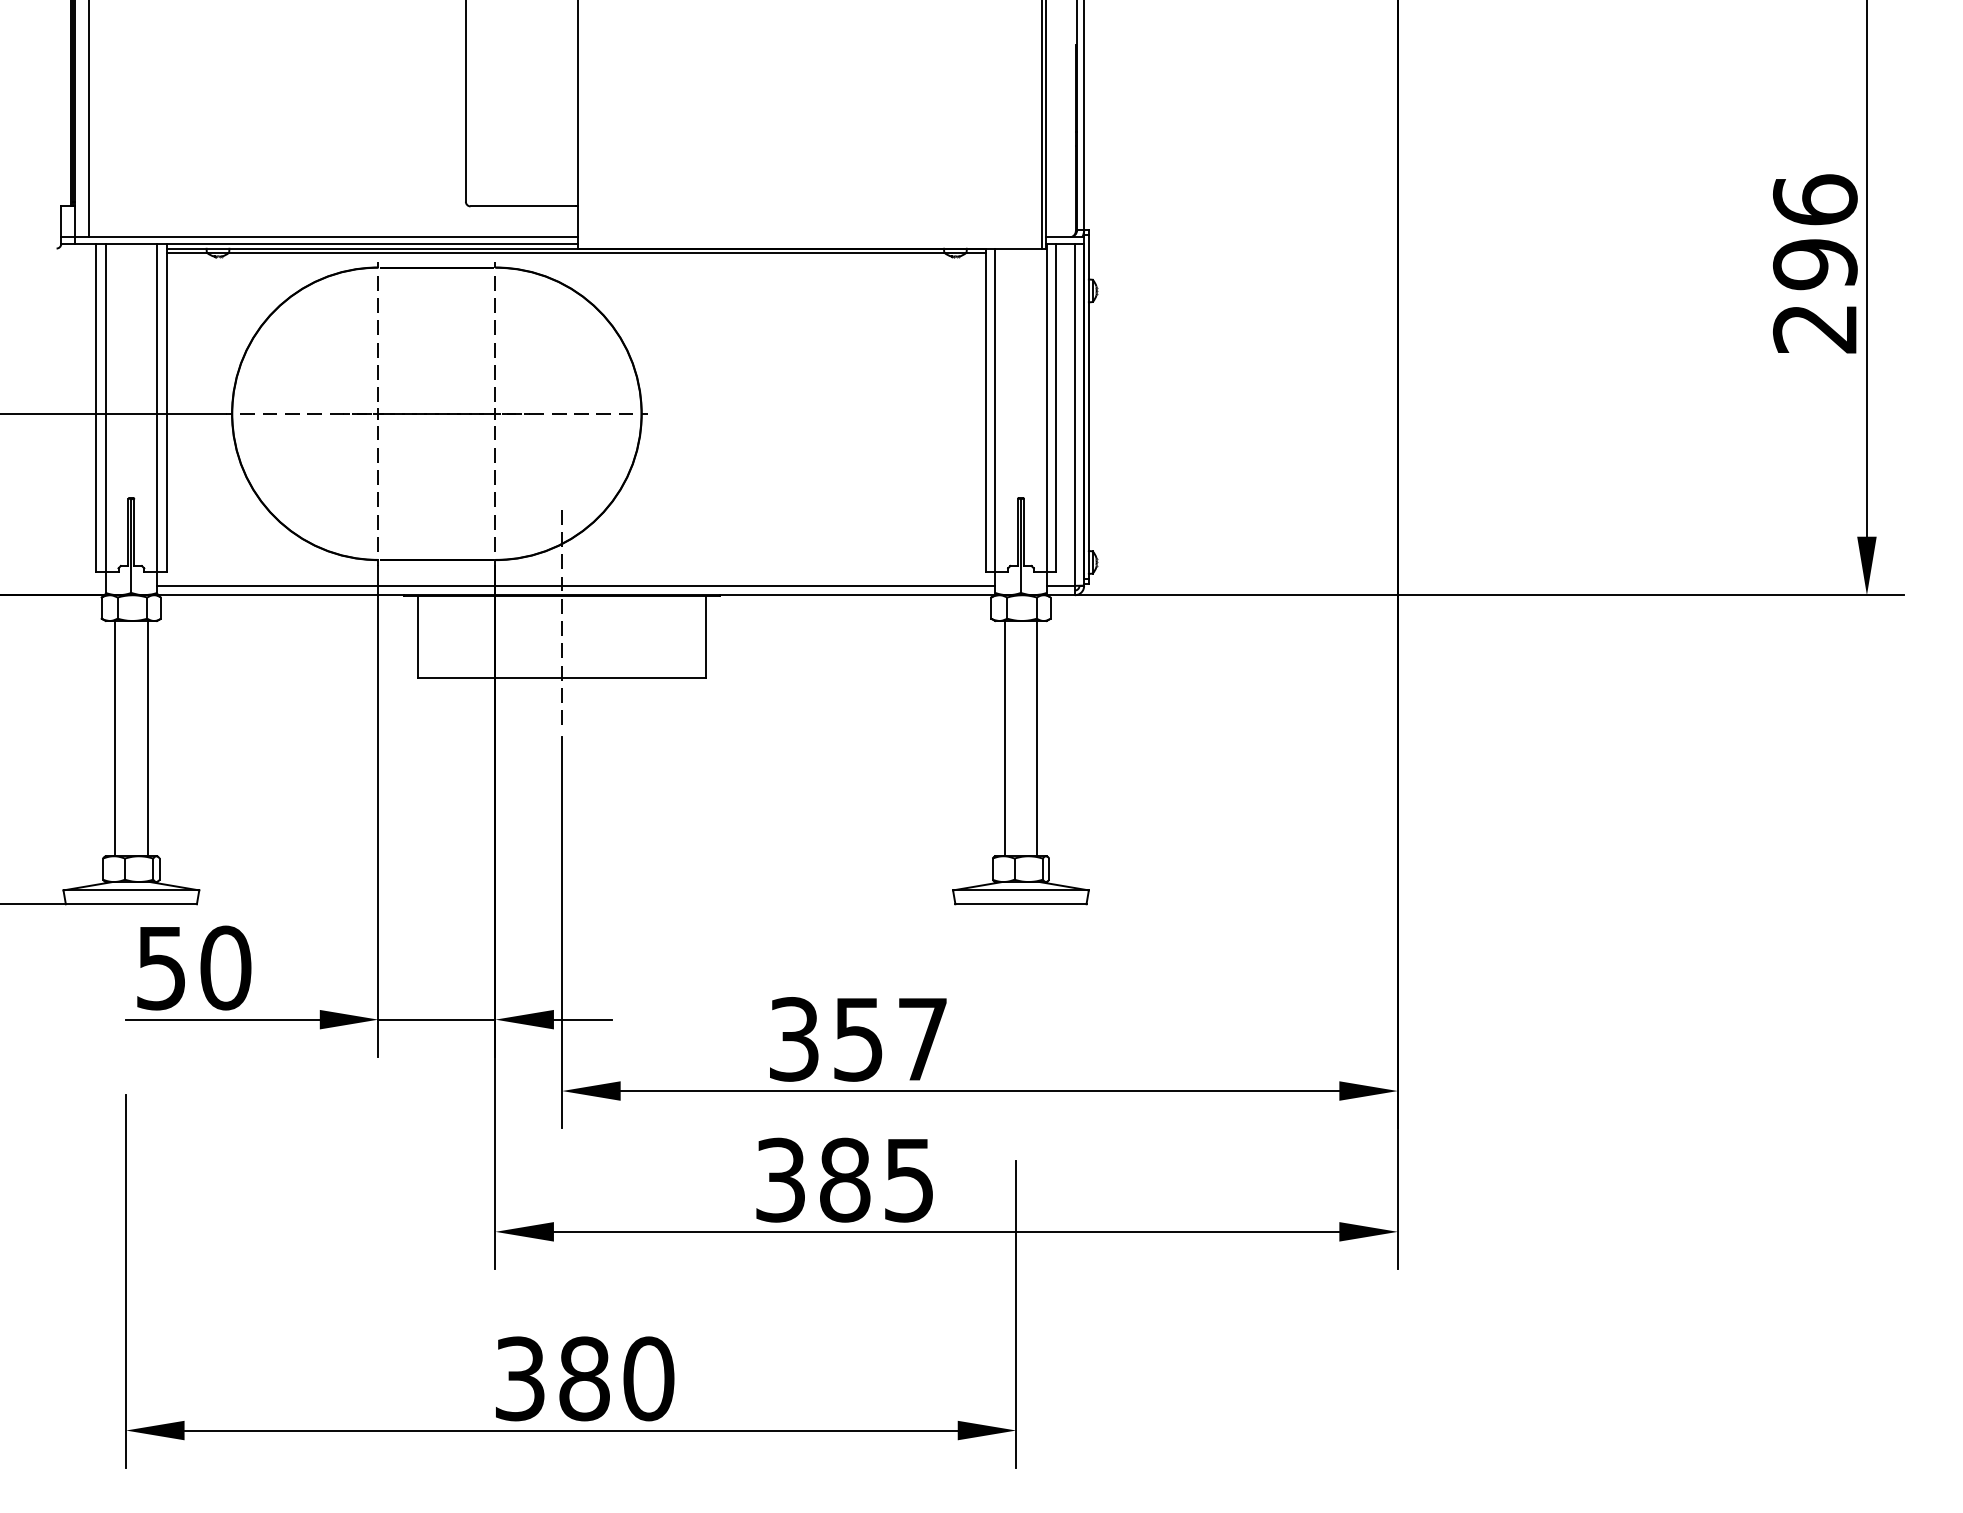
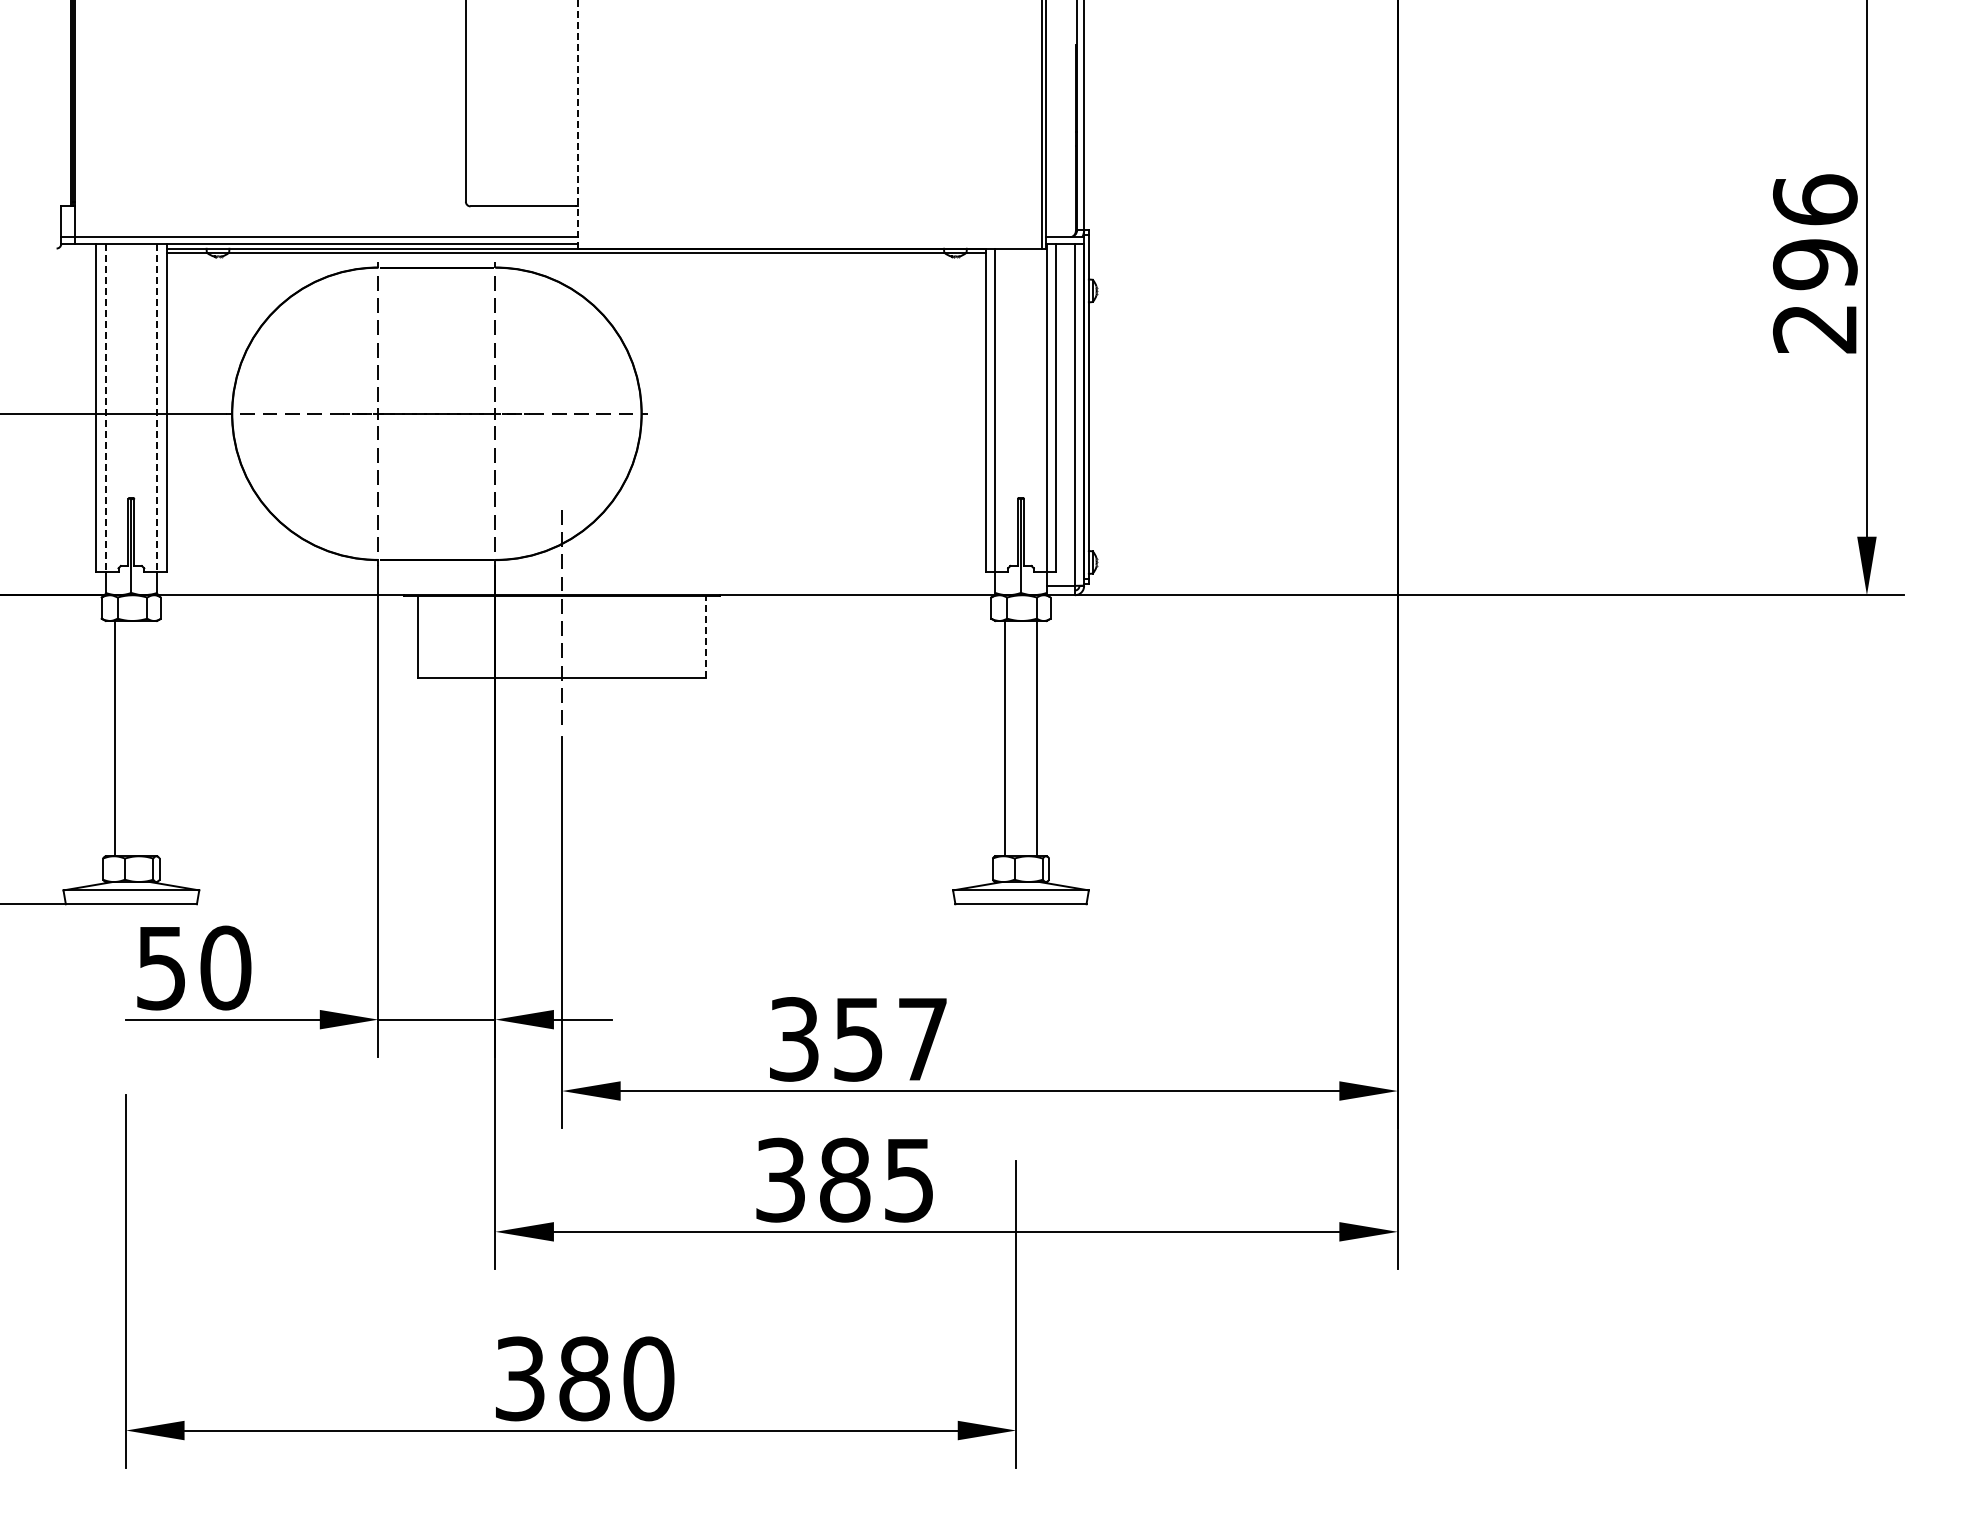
line: present -> none (89, 119)
line: solid -> dashed (578, 124)
line: solid -> dashed (105, 407)
line: solid -> dashed (157, 407)
line: present -> none (576, 585)
line: solid -> dashed (706, 637)
line: present -> none (147, 738)
